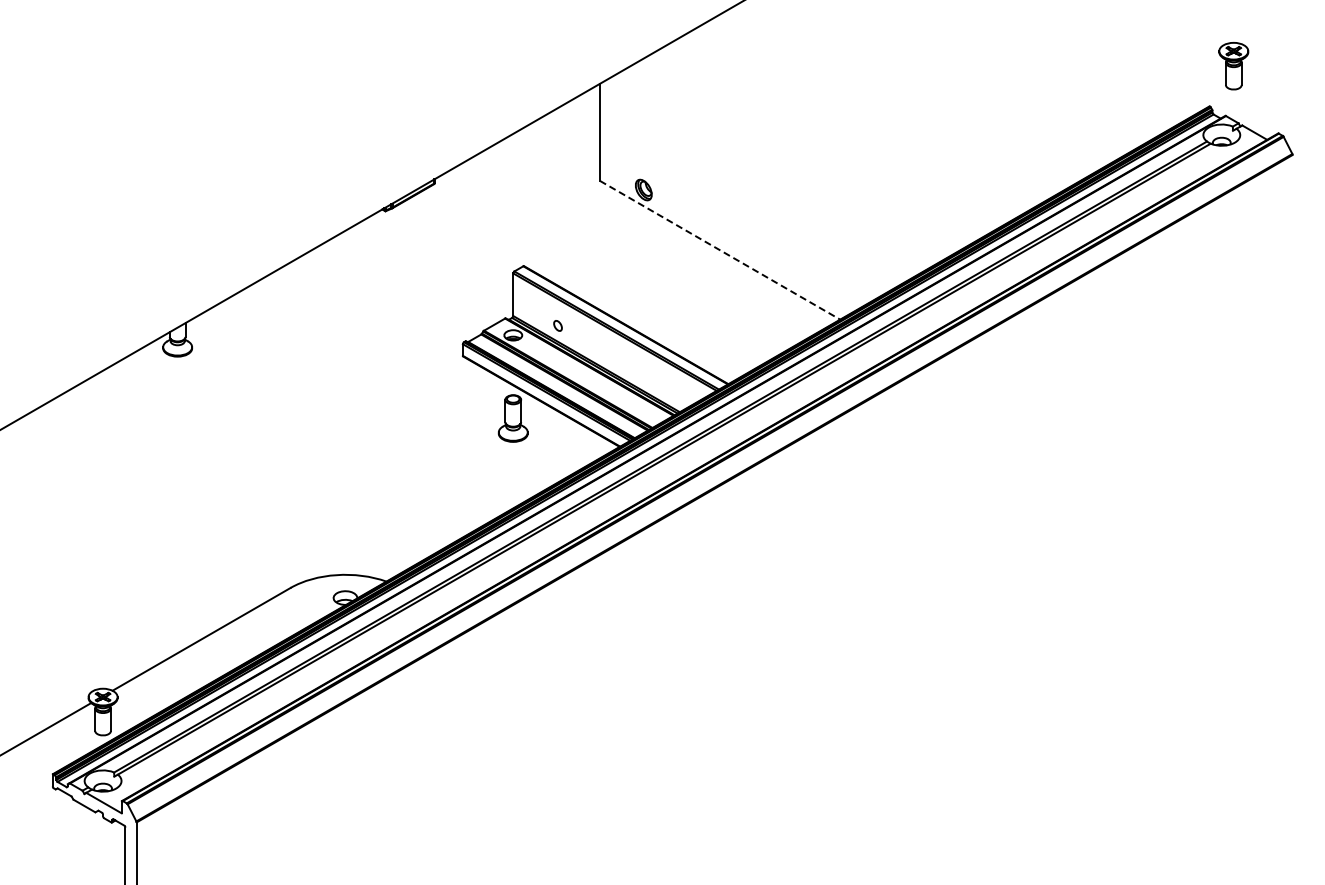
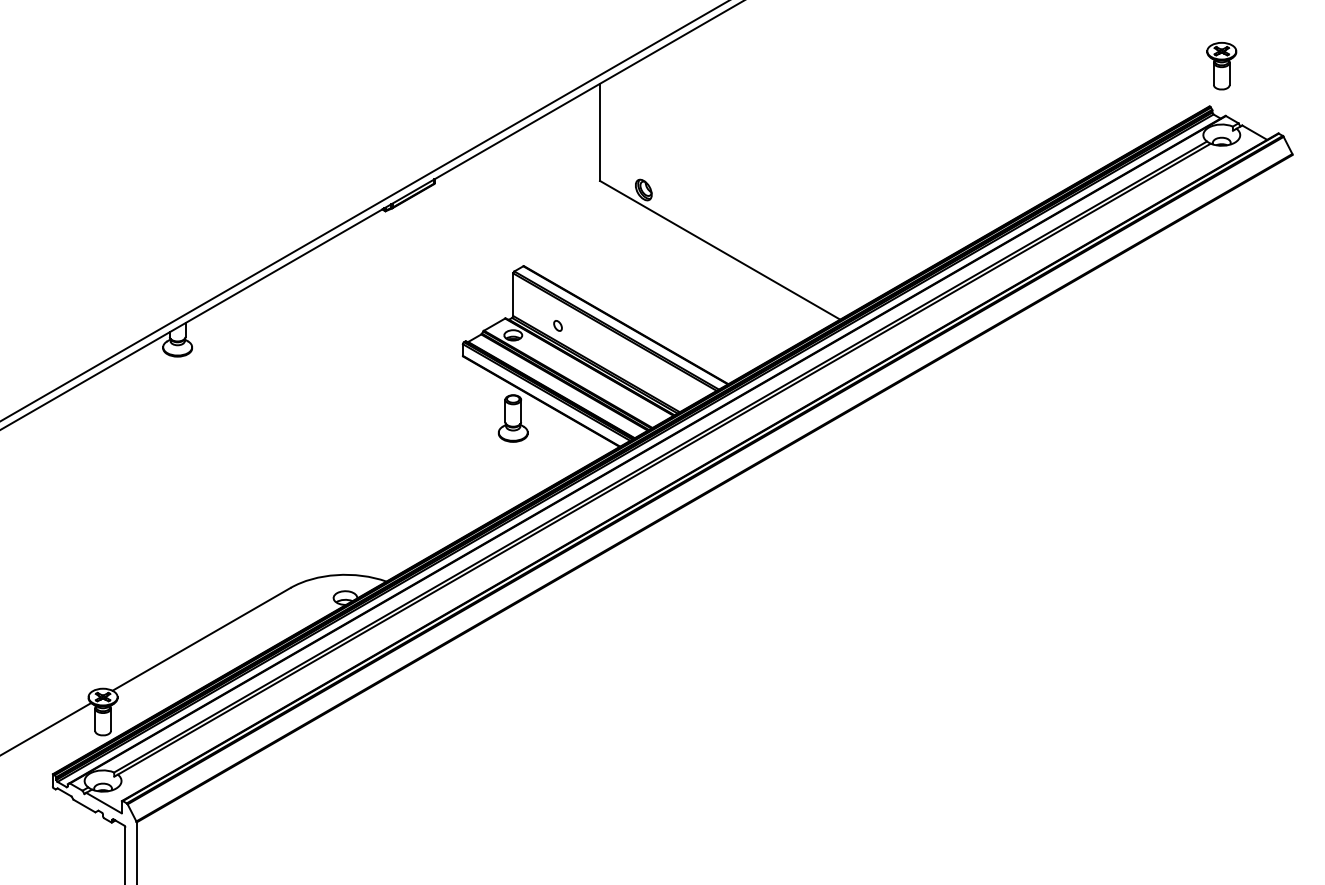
part position: (1233, 66) -> (1221, 66) (1221, 66)
line: none -> present (364, 211)
line: dashed -> solid (720, 250)
